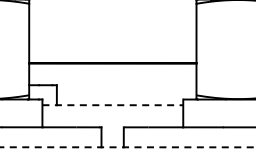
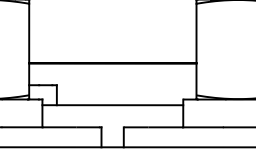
line: dashed -> solid (113, 105)
line: dashed -> solid (128, 147)
